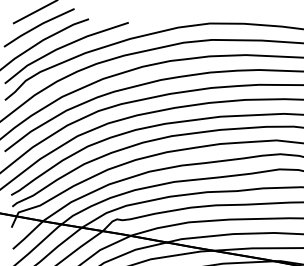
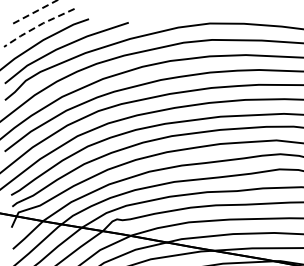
line: solid -> dashed (34, 12)
line: solid -> dashed (37, 26)
